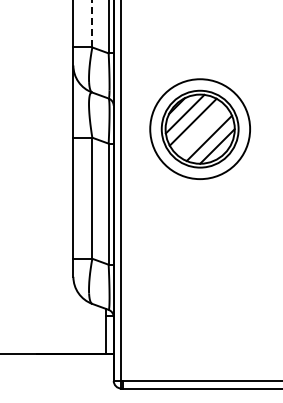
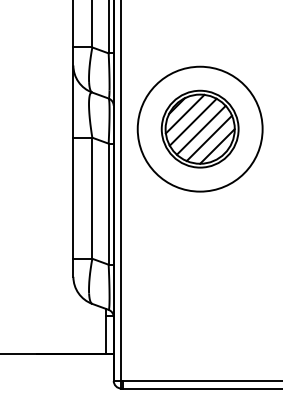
line: dashed -> solid (92, 23)
circle diameter: 100 px -> 125 px (199, 128)
line: none -> present (200, 129)
